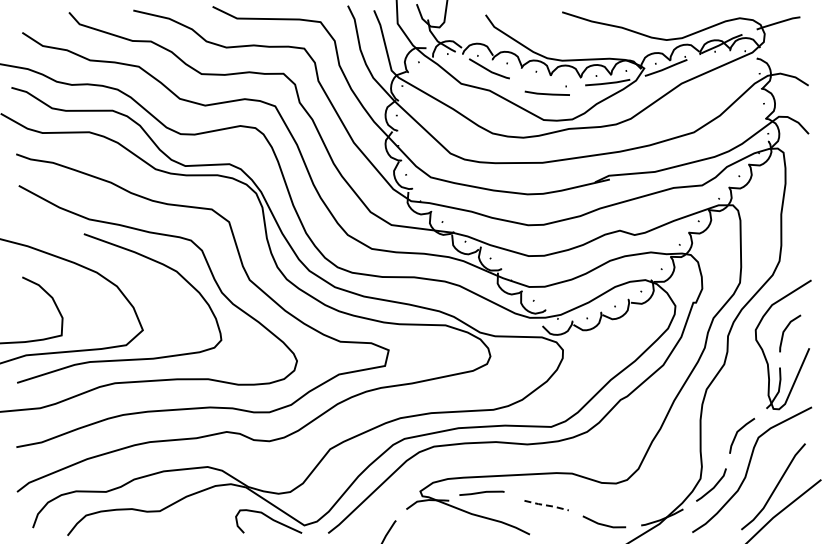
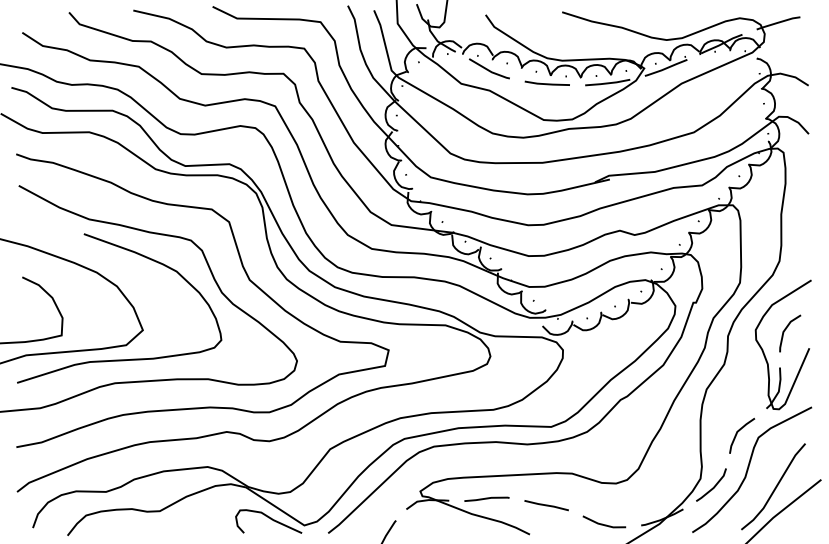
part position: (546, 90) -> (546, 80) (546, 80)
line position: (481, 492) -> (486, 498) (486, 498)
line: dashed -> solid (547, 505)
